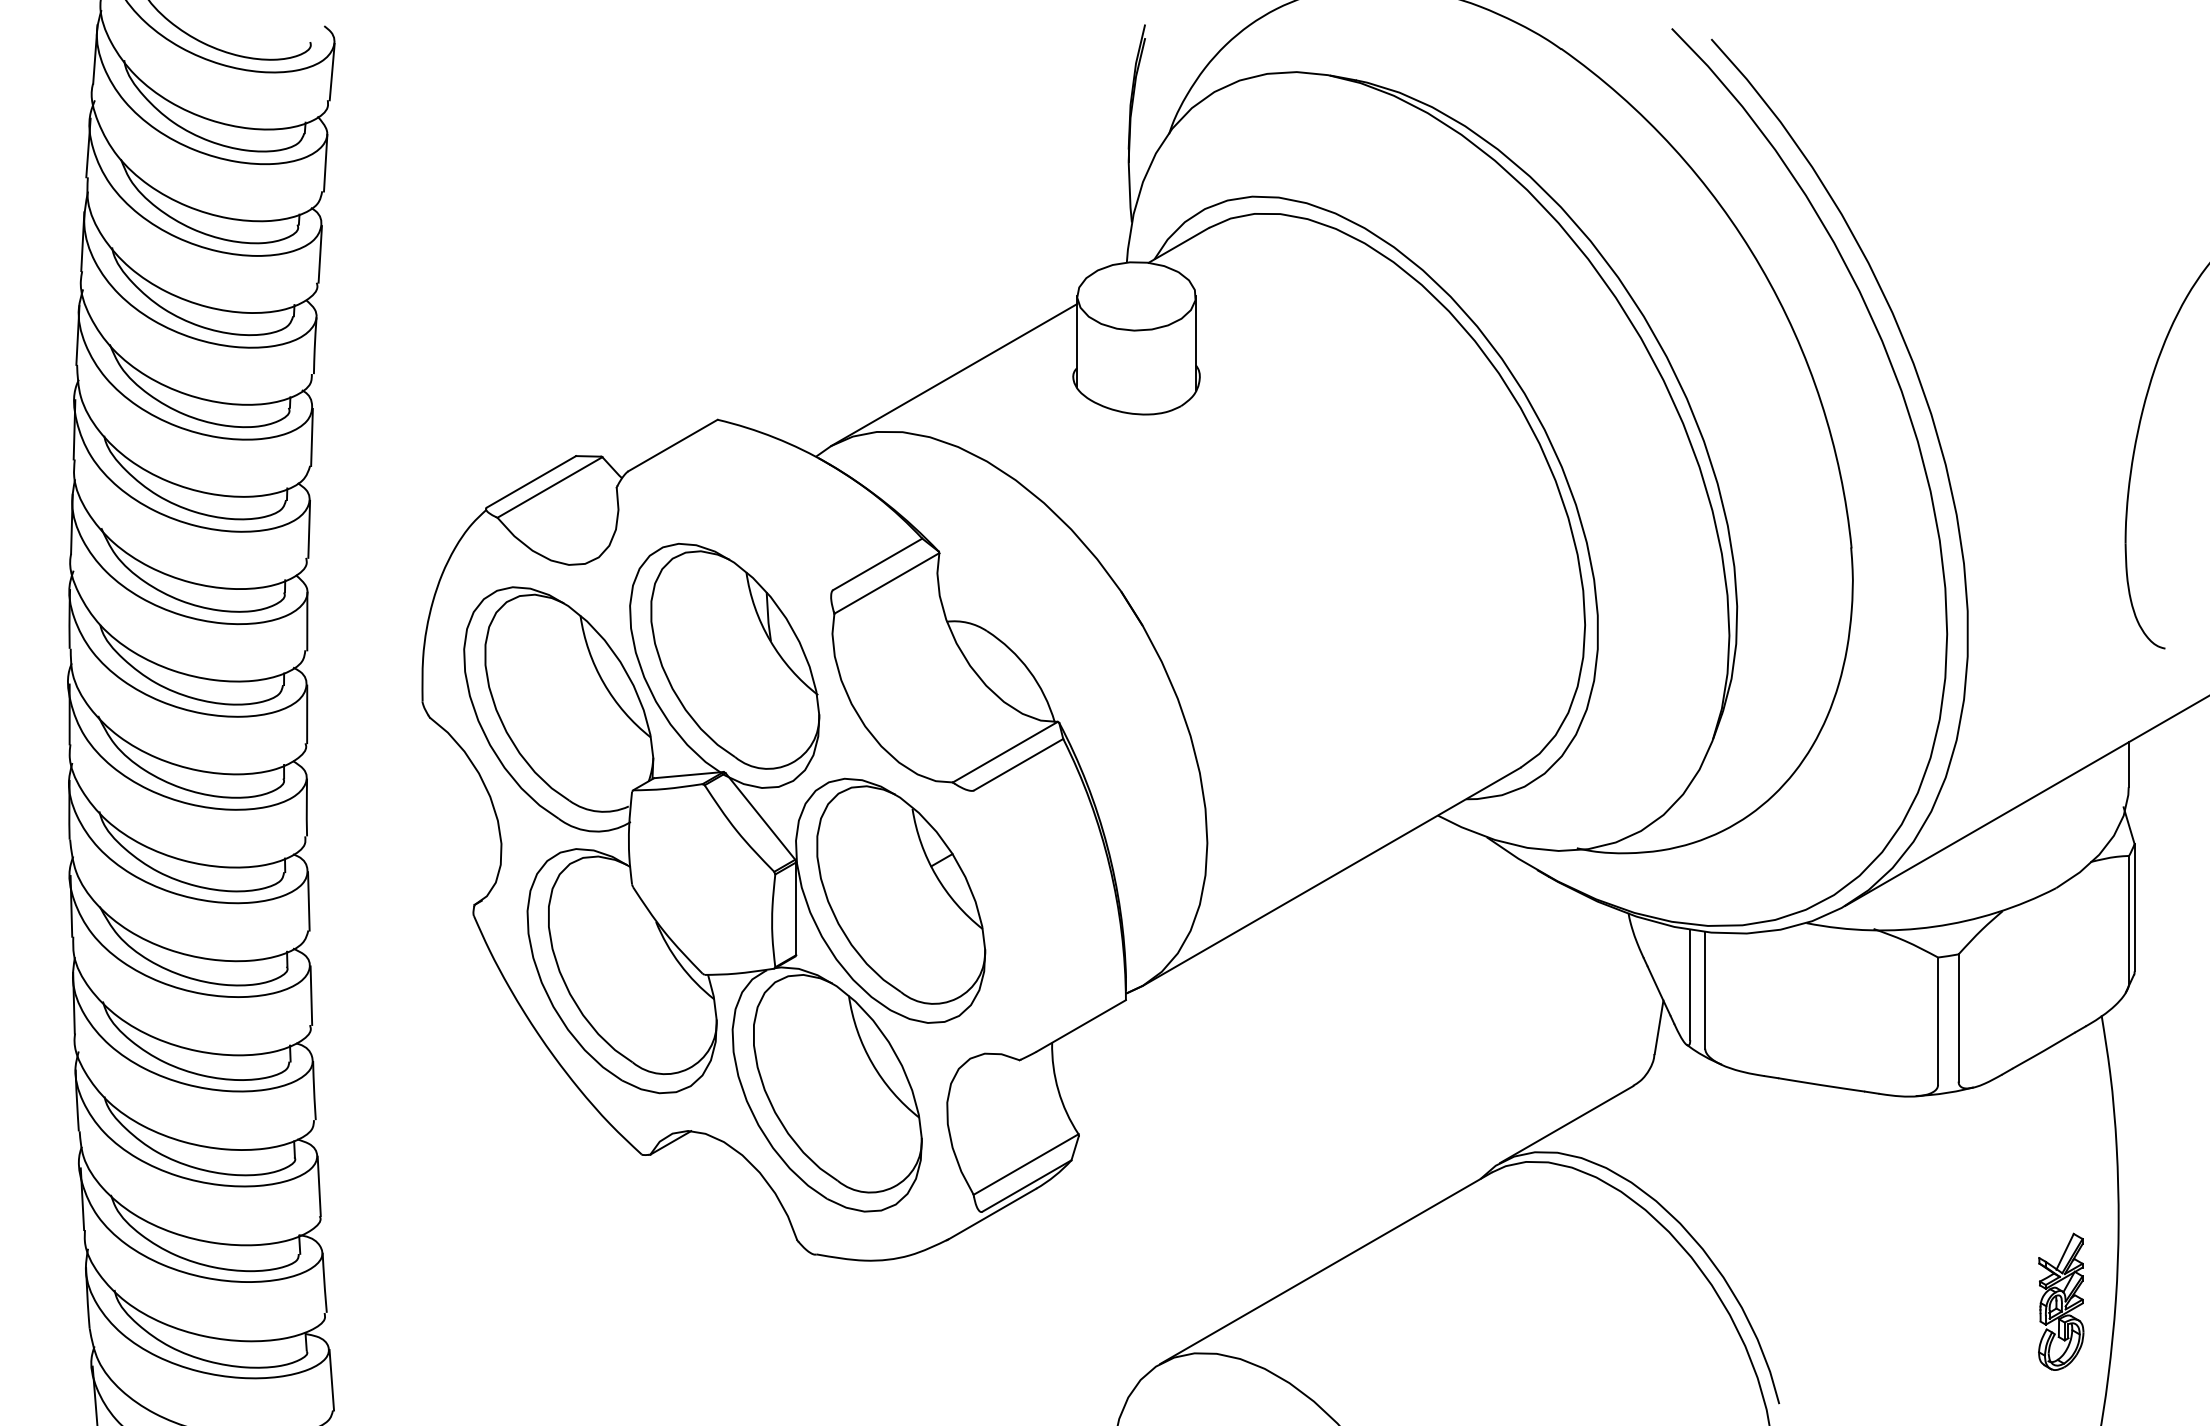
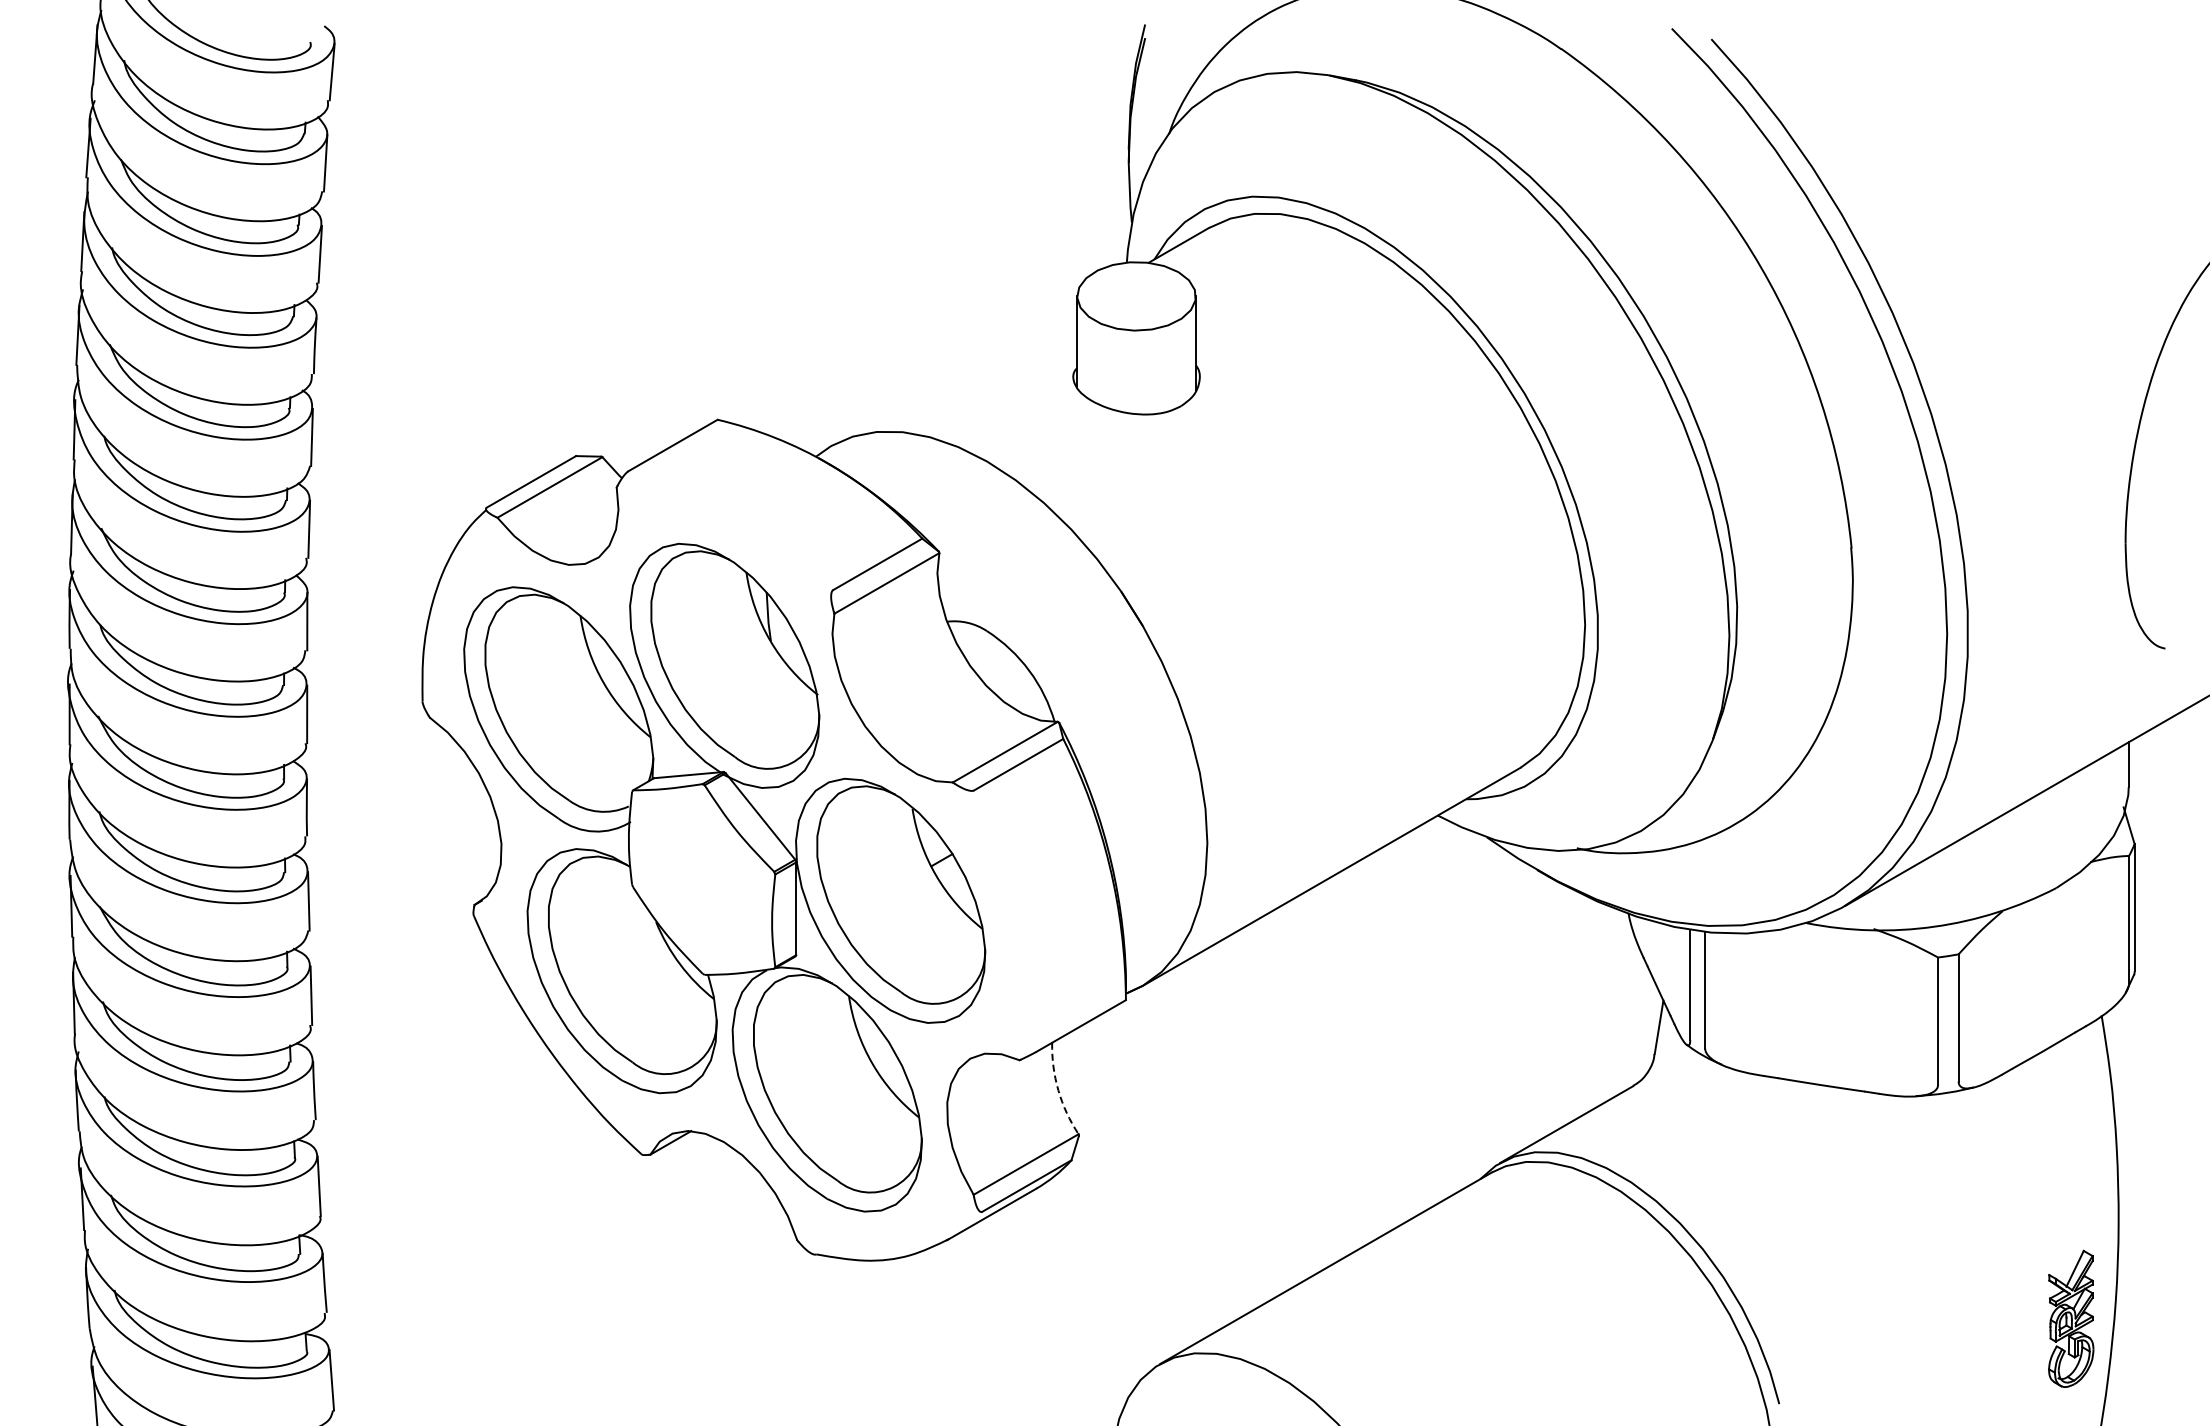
line: present -> none (954, 375)
arc: solid -> dashed (1058, 1090)
part position: (2061, 1301) -> (2071, 1318) (2071, 1318)
